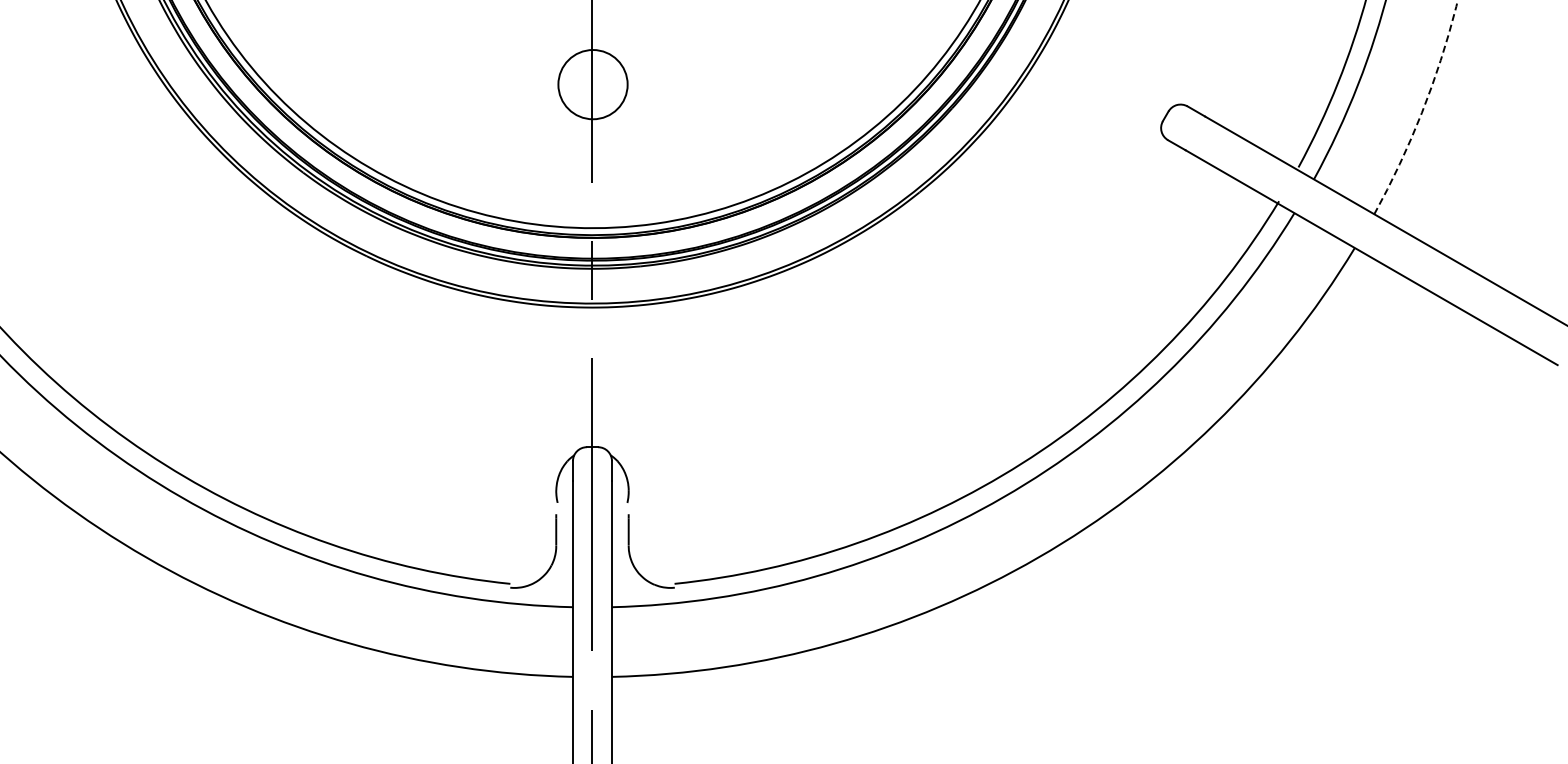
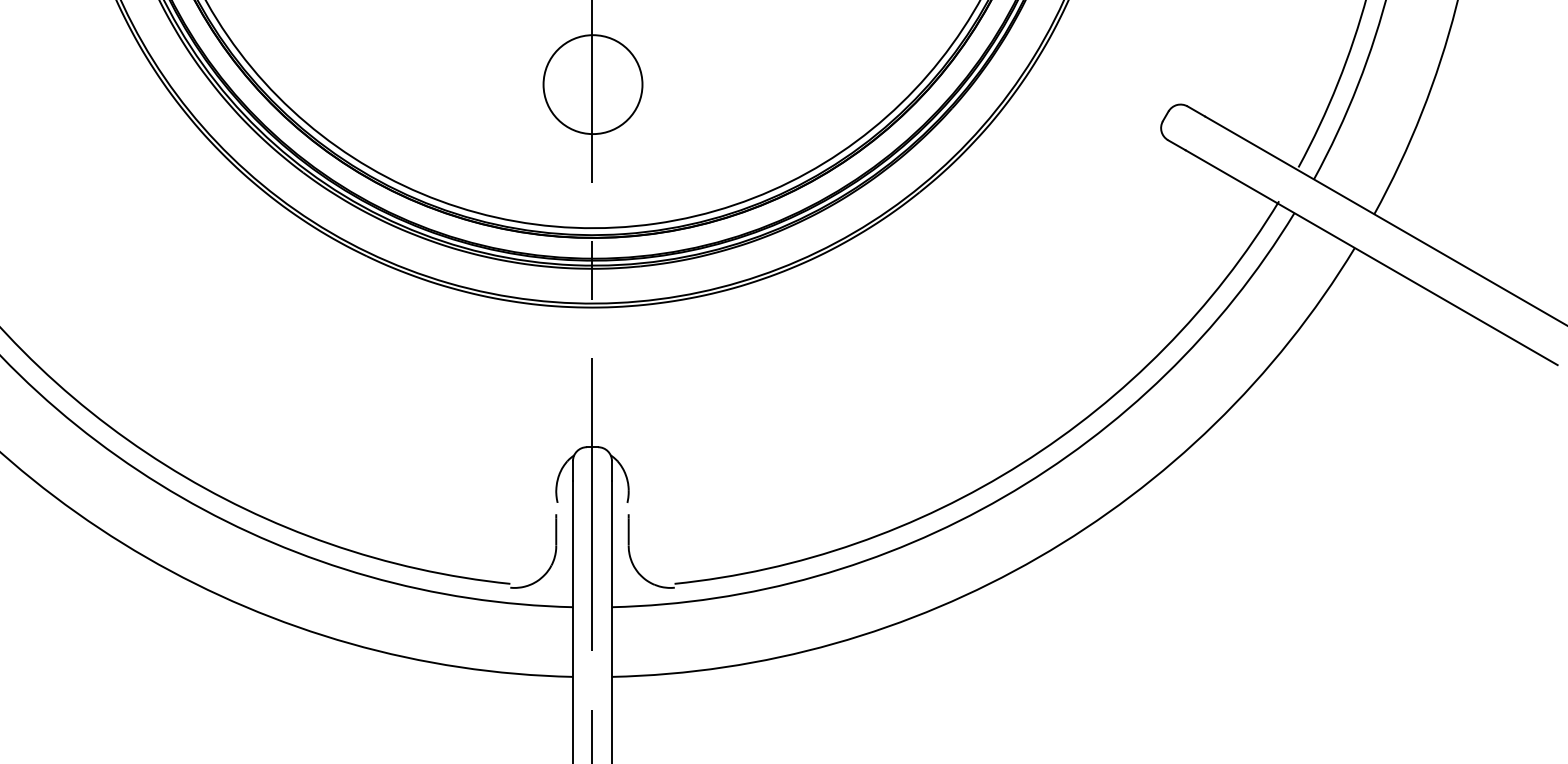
circle diameter: 69 px -> 99 px (592, 84)
arc: dashed -> solid (1422, 111)
